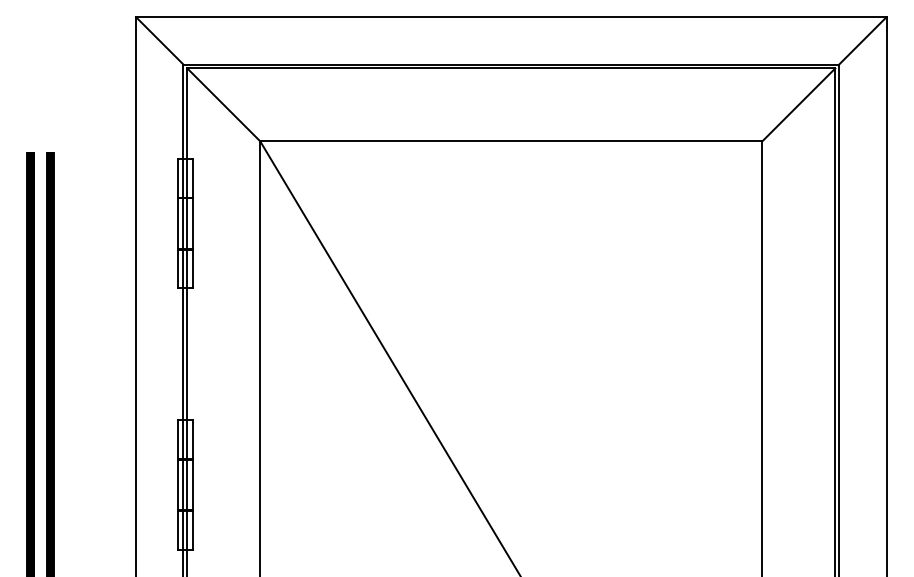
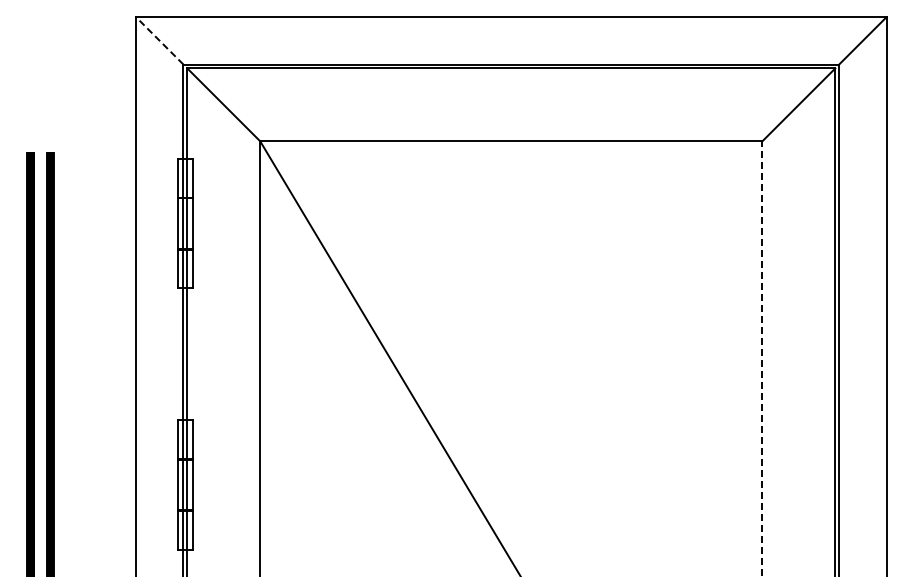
line: solid -> dashed (159, 40)
line: solid -> dashed (762, 358)
